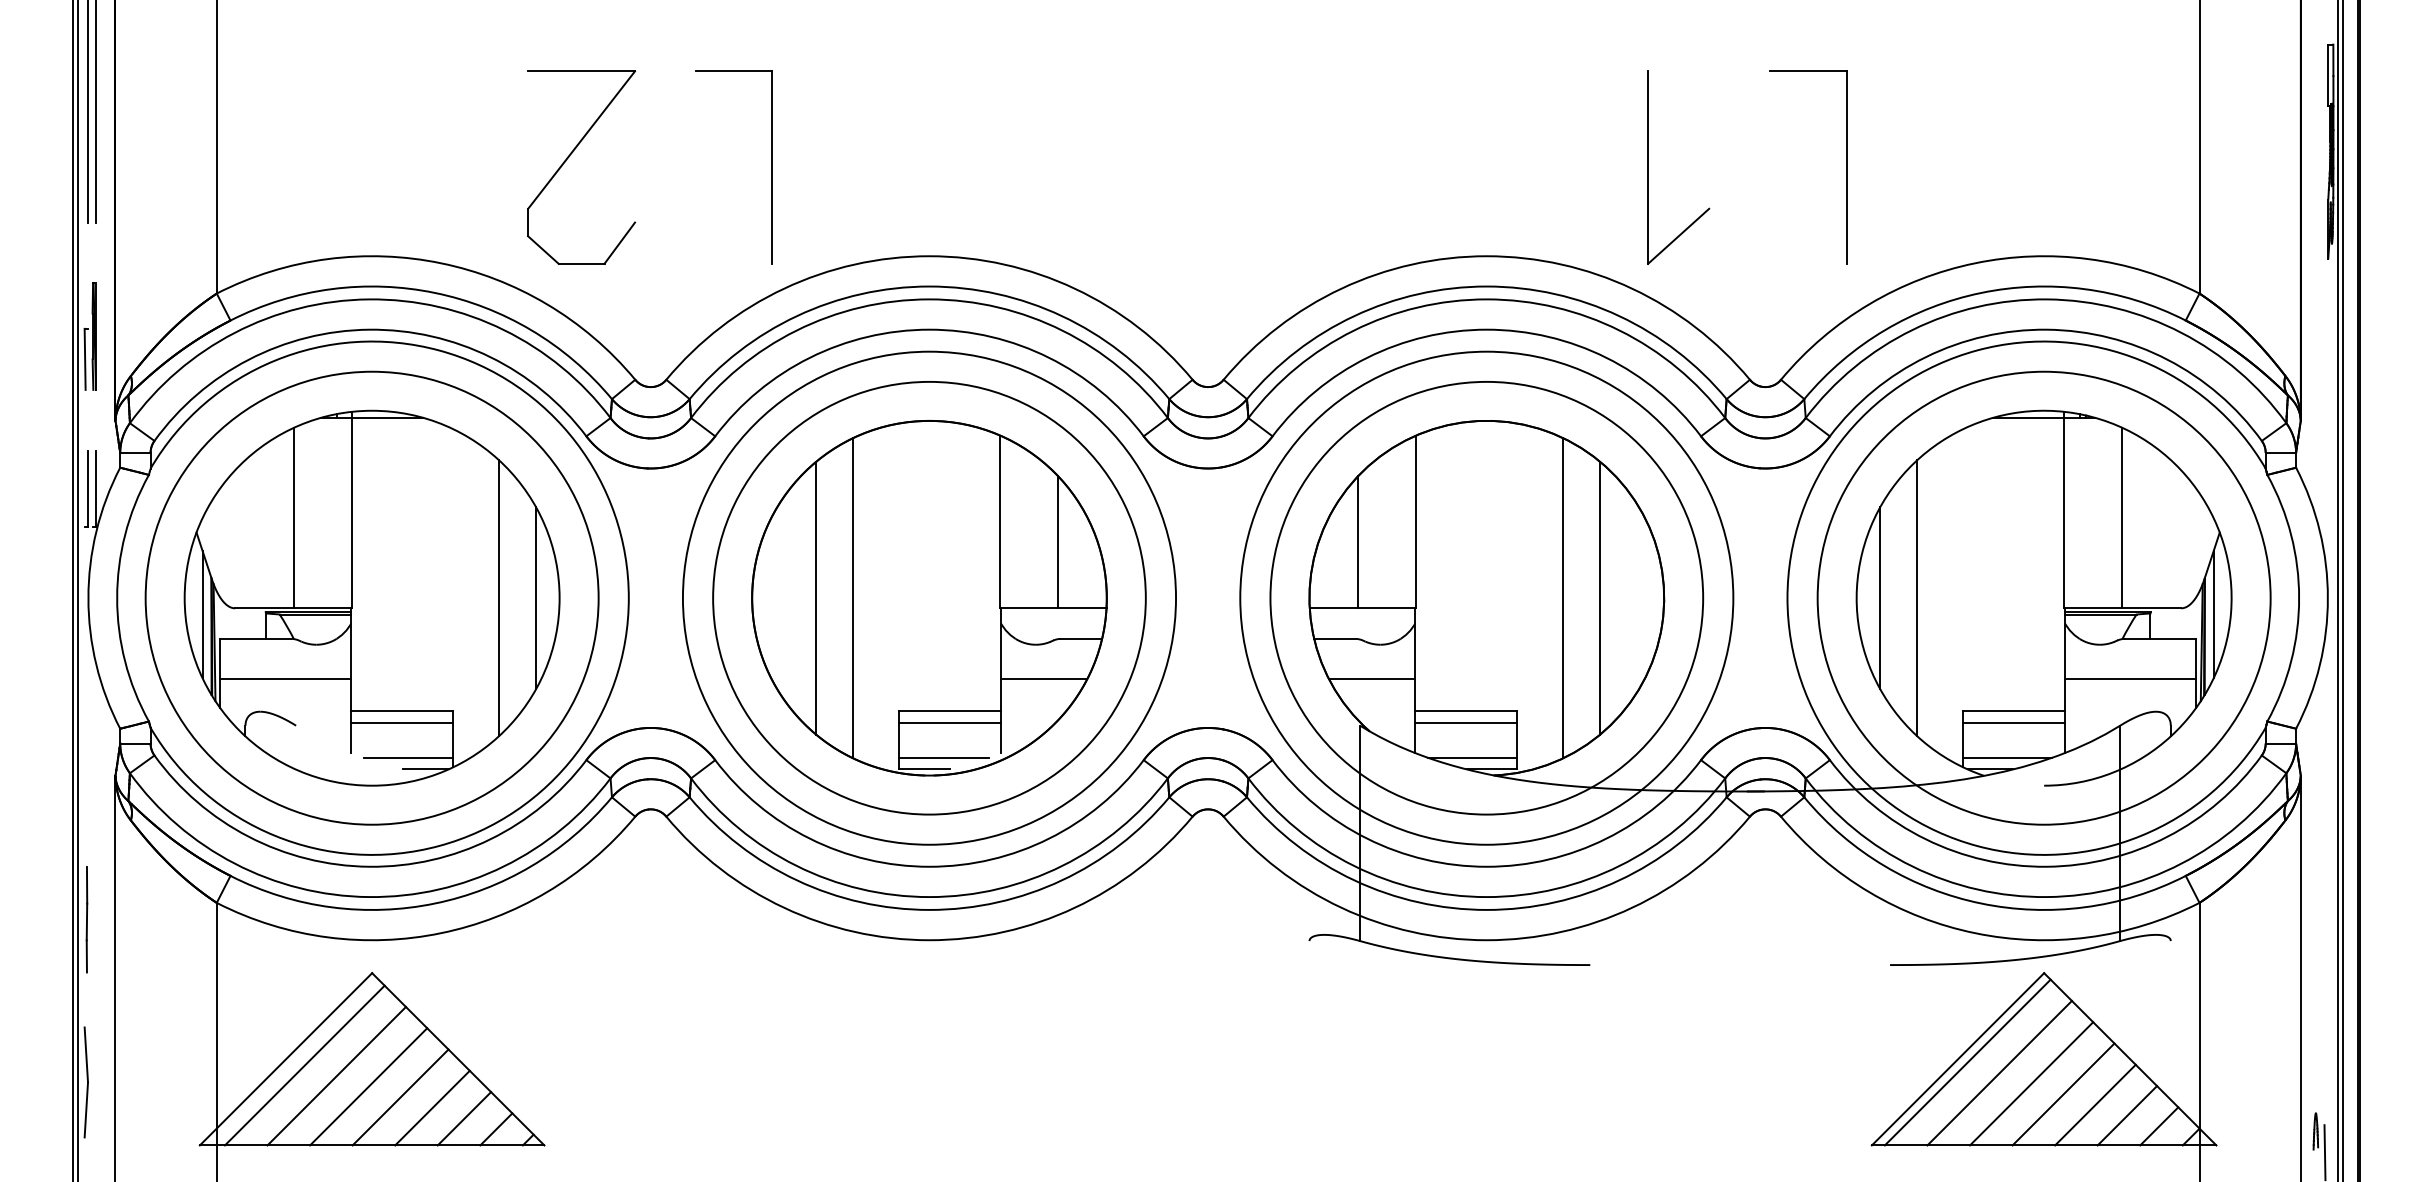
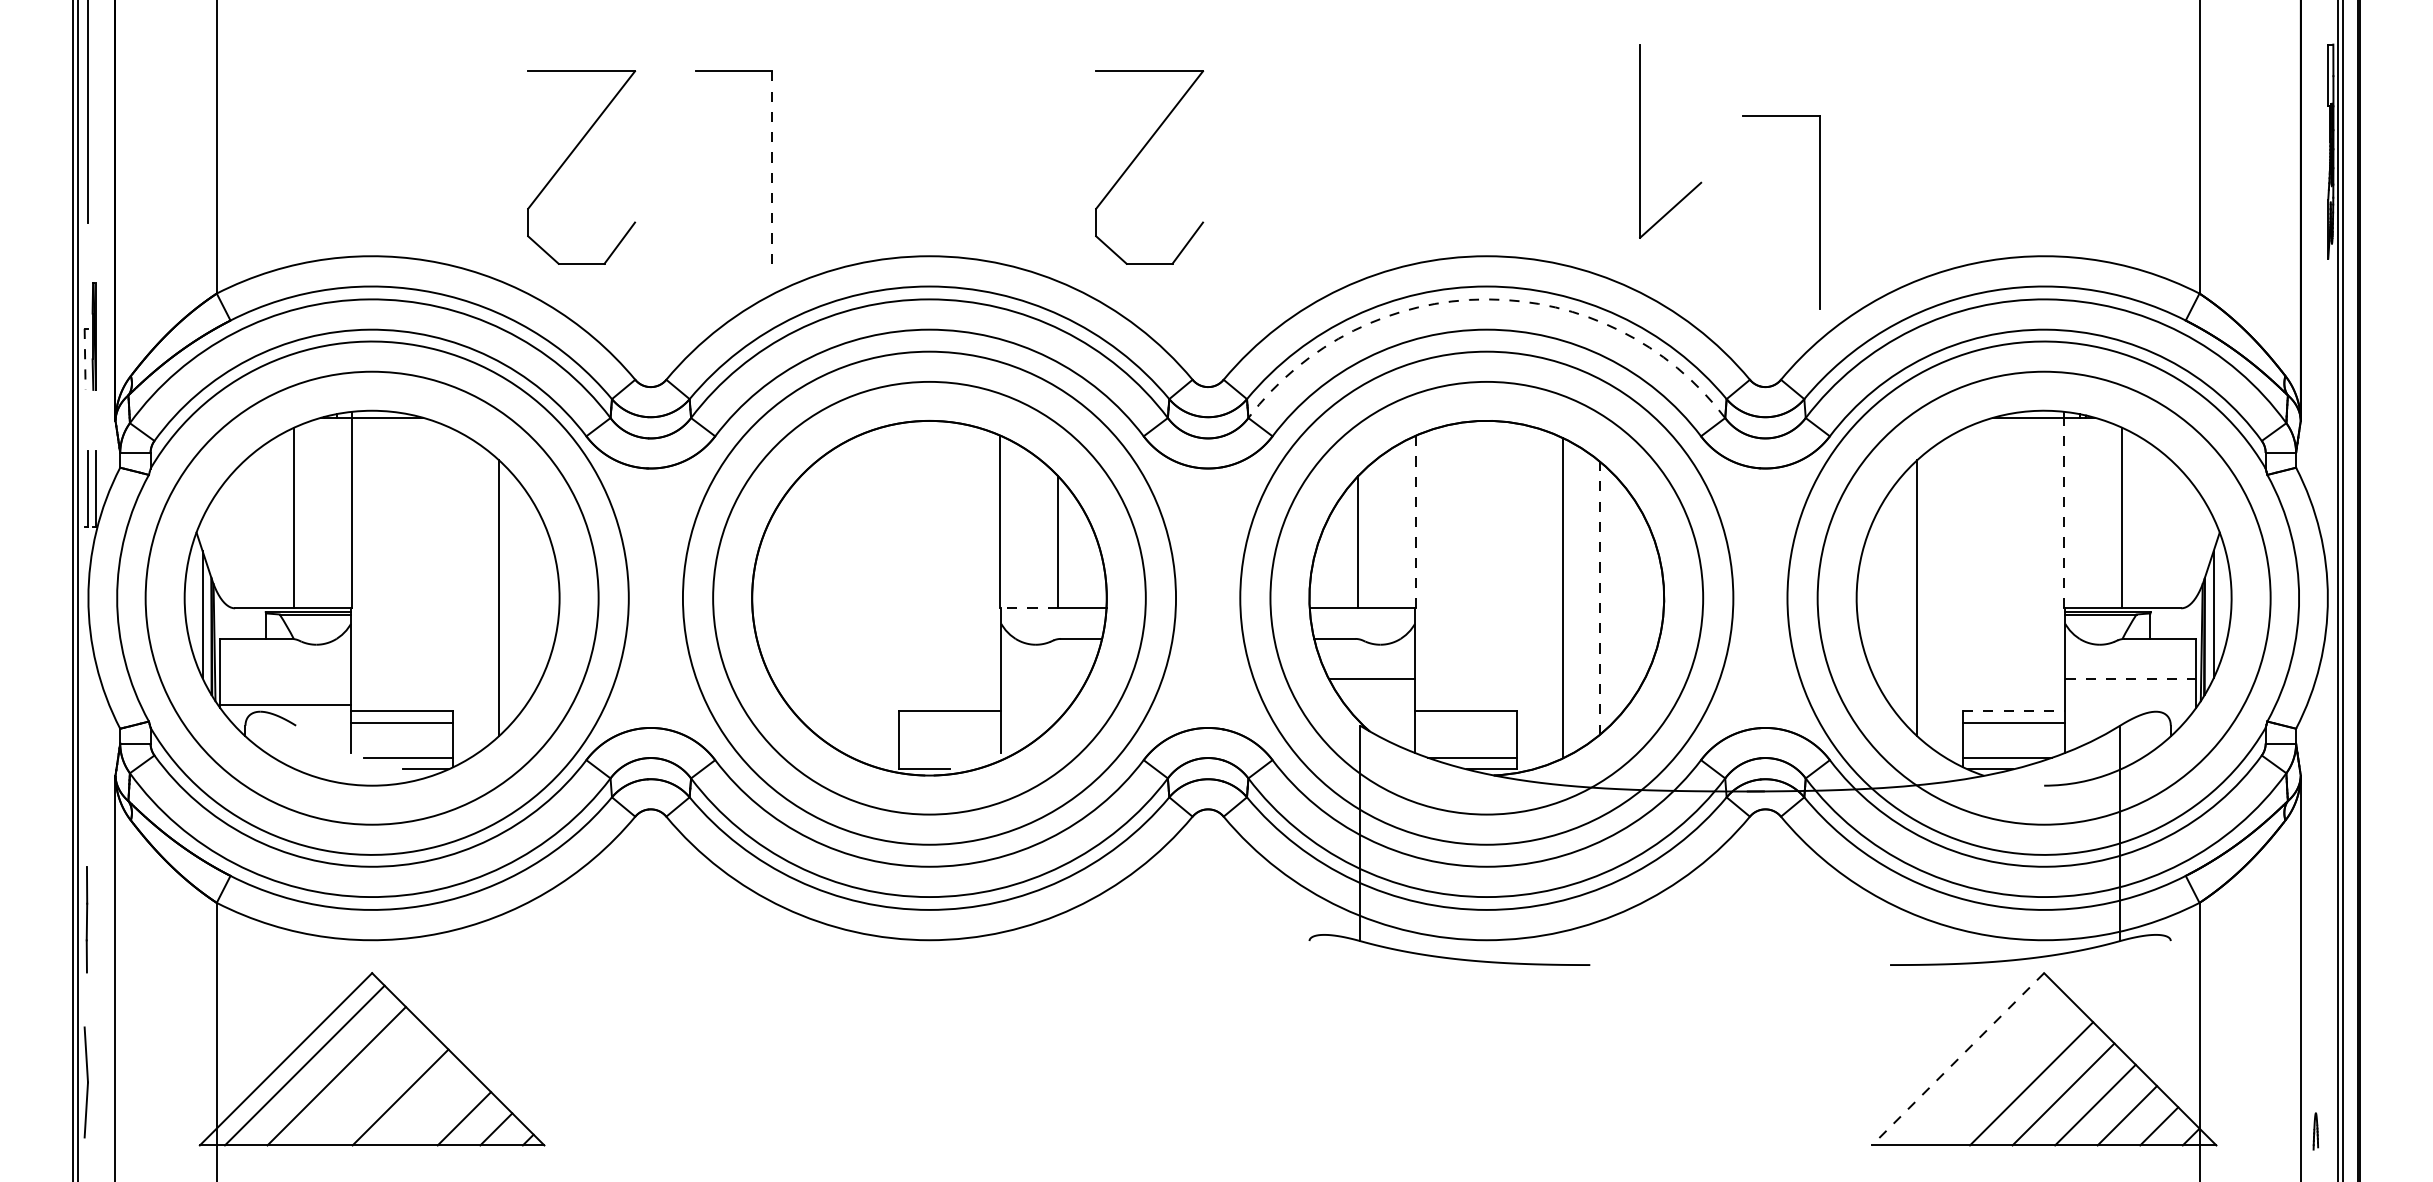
line: present -> none (95, 112)
part: none -> present (1138, 156)
line: solid -> dashed (772, 167)
part position: (1648, 167) -> (1640, 141) (1640, 141)
part position: (1846, 167) -> (1819, 212) (1819, 212)
arc: solid -> dashed (1486, 299)
line: solid -> dashed (85, 359)
line: solid -> dashed (2064, 512)
line: solid -> dashed (1415, 521)
line: present -> none (816, 597)
line: solid -> dashed (1600, 597)
line: present -> none (536, 598)
line: present -> none (853, 598)
line: present -> none (1880, 598)
line: solid -> dashed (1029, 608)
line position: (285, 679) -> (285, 705) (285, 705)
line: present -> none (1044, 679)
line: solid -> dashed (2131, 679)
line: solid -> dashed (2014, 710)
line: present -> none (950, 722)
line: present -> none (1465, 722)
line: present -> none (943, 757)
line: solid -> dashed (1958, 1059)
line: present -> none (1967, 1062)
line: present -> none (1999, 1072)
line: present -> none (368, 1086)
line: present -> none (432, 1107)
line: present -> none (2324, 1151)
